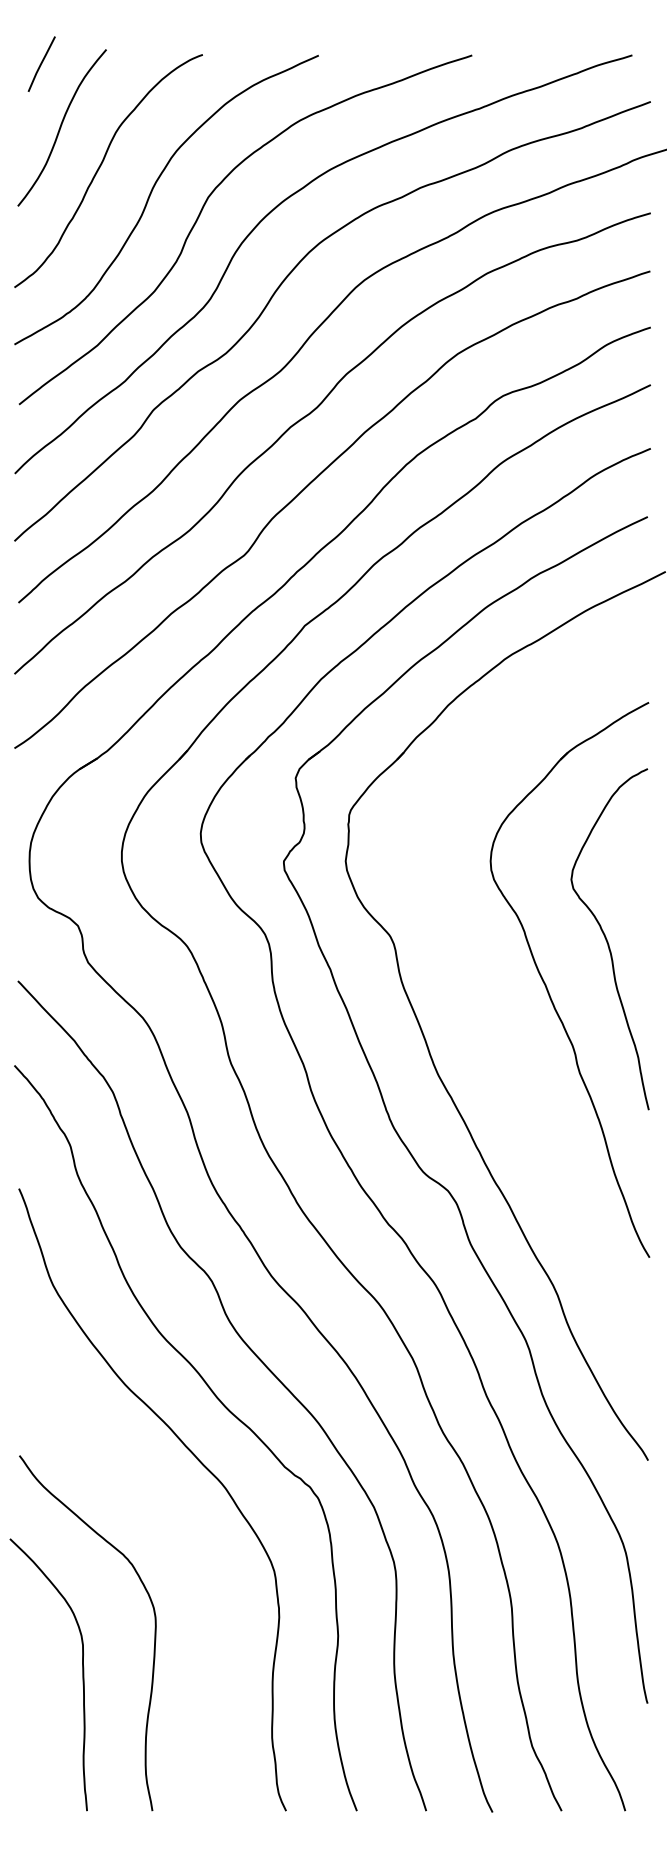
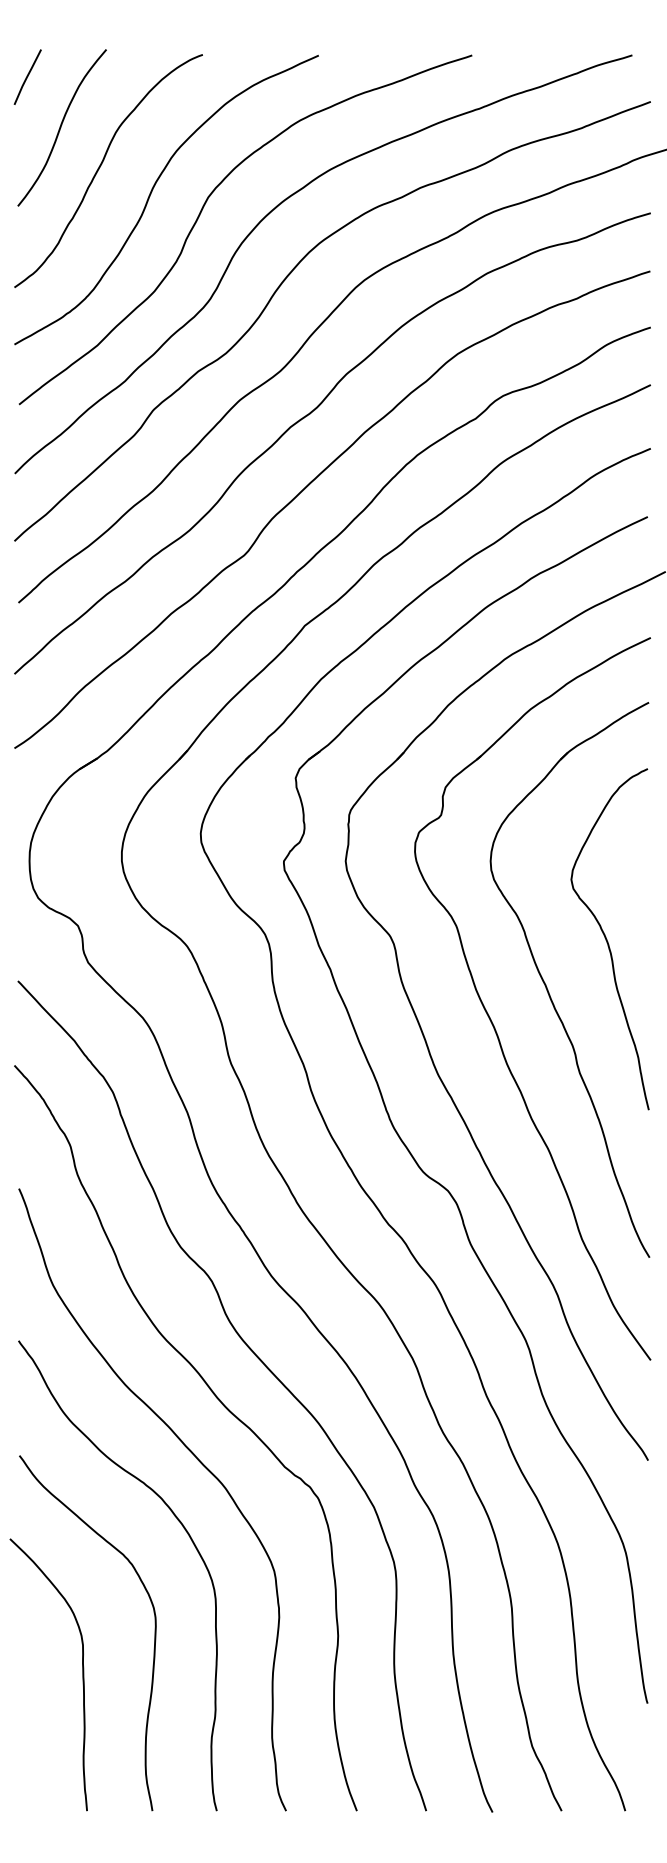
curve position: (41, 63) -> (27, 76) (27, 76)
part: none -> present (491, 1019)
curve: none -> present (185, 1531)
